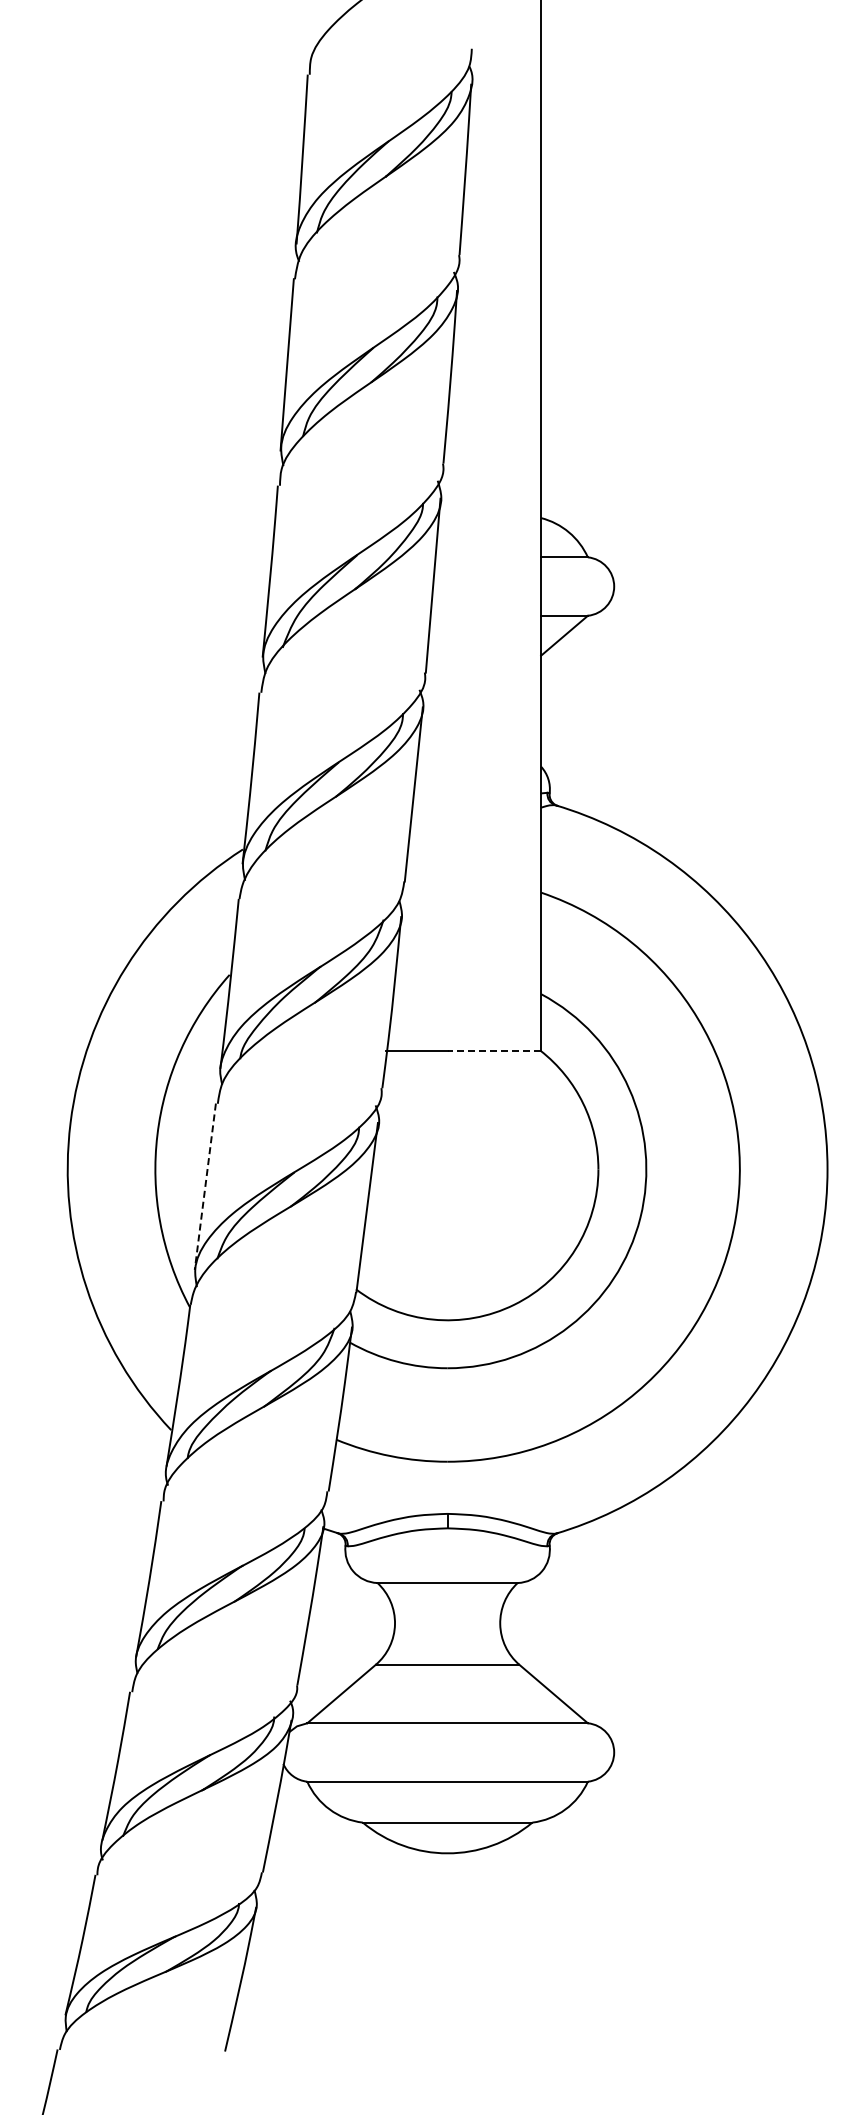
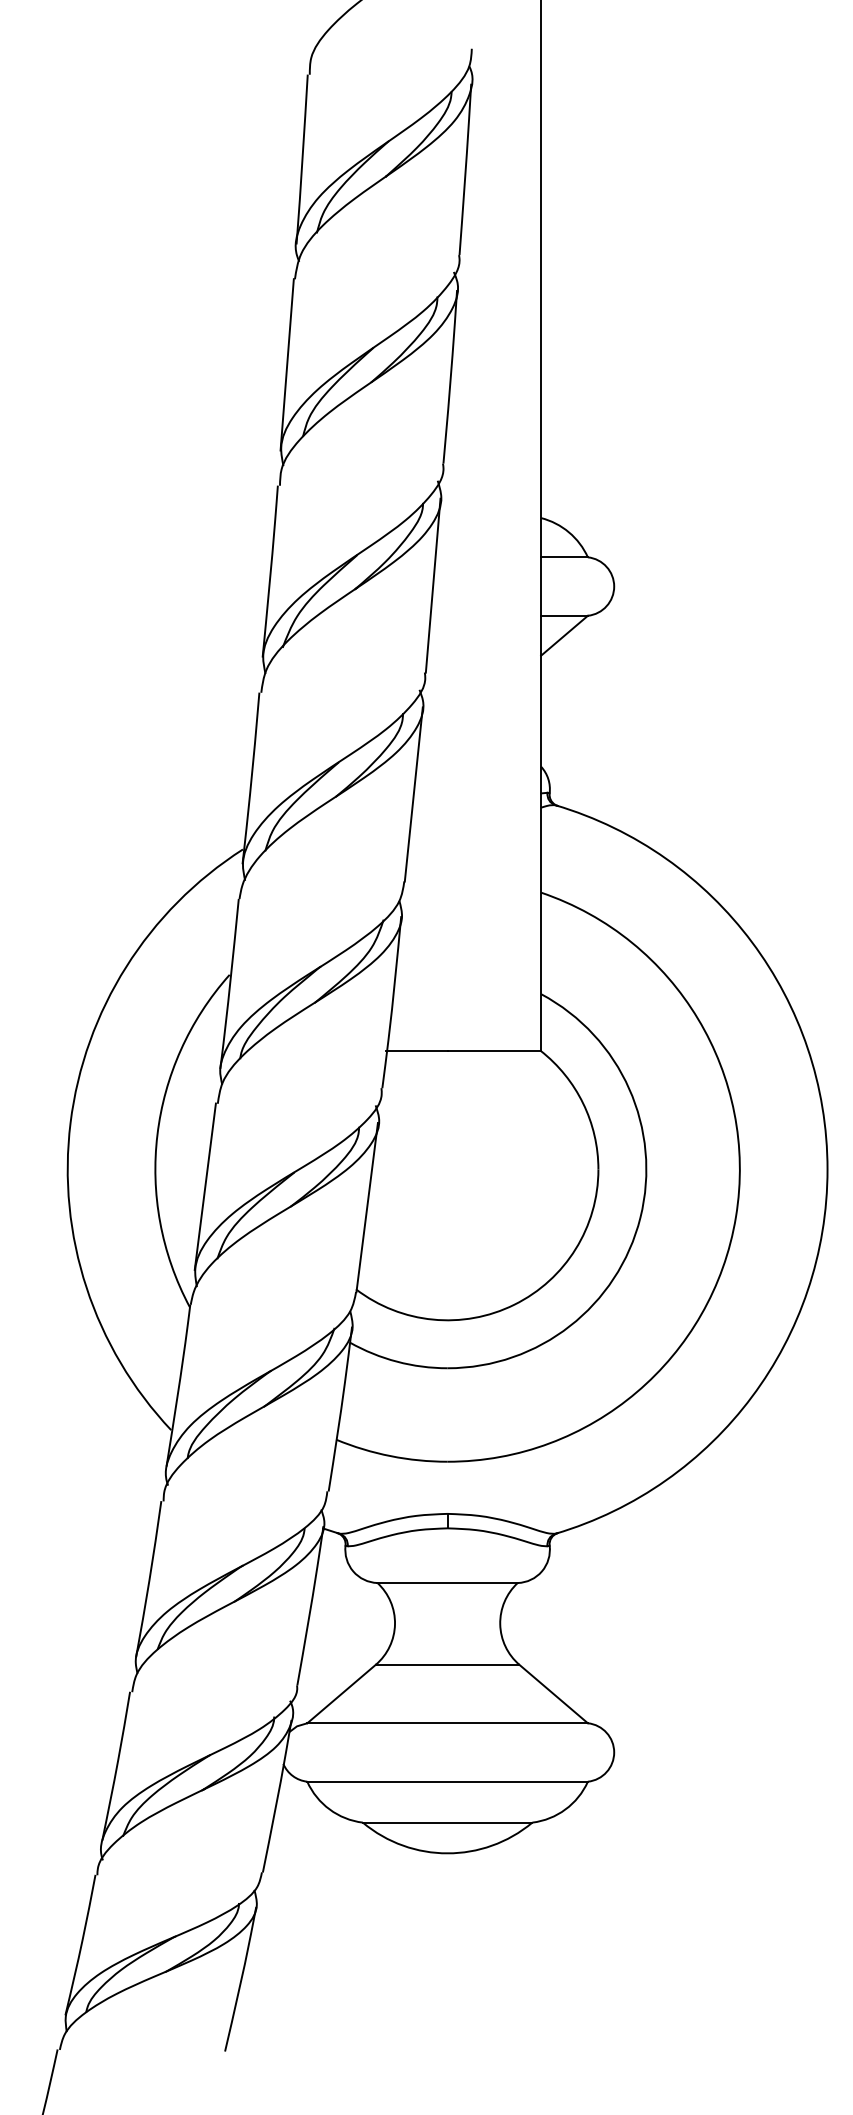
line: dashed -> solid (493, 1050)
line: dashed -> solid (205, 1186)
